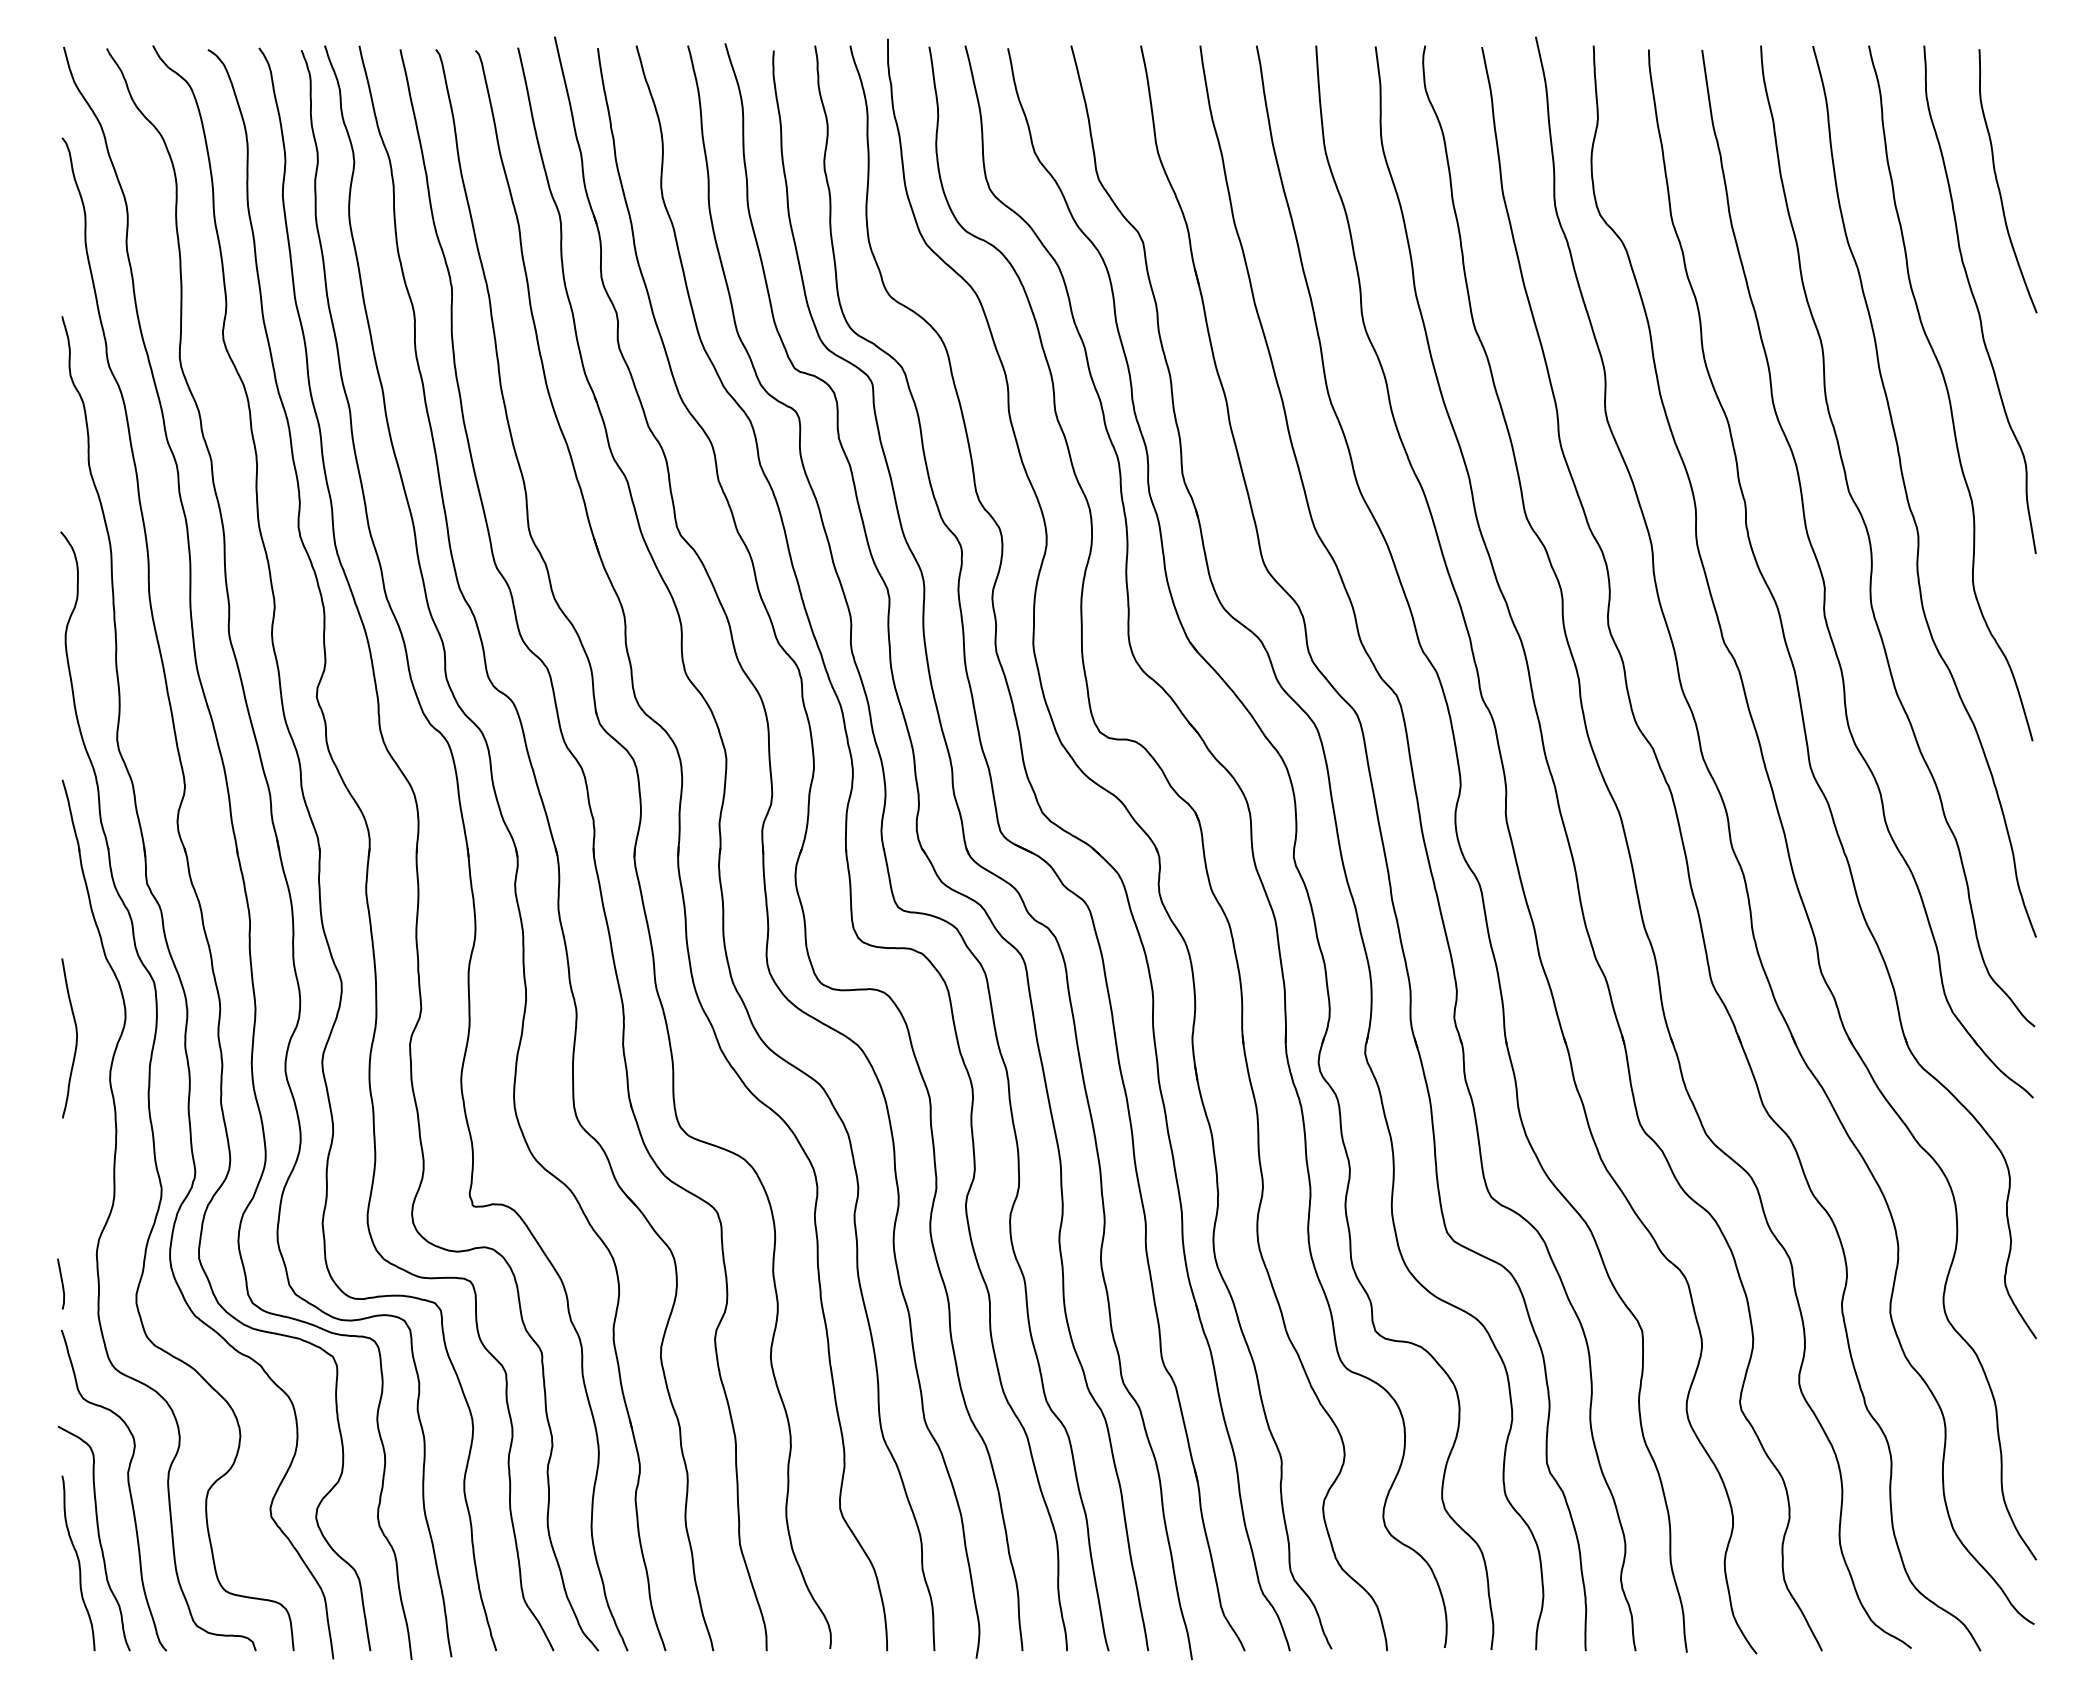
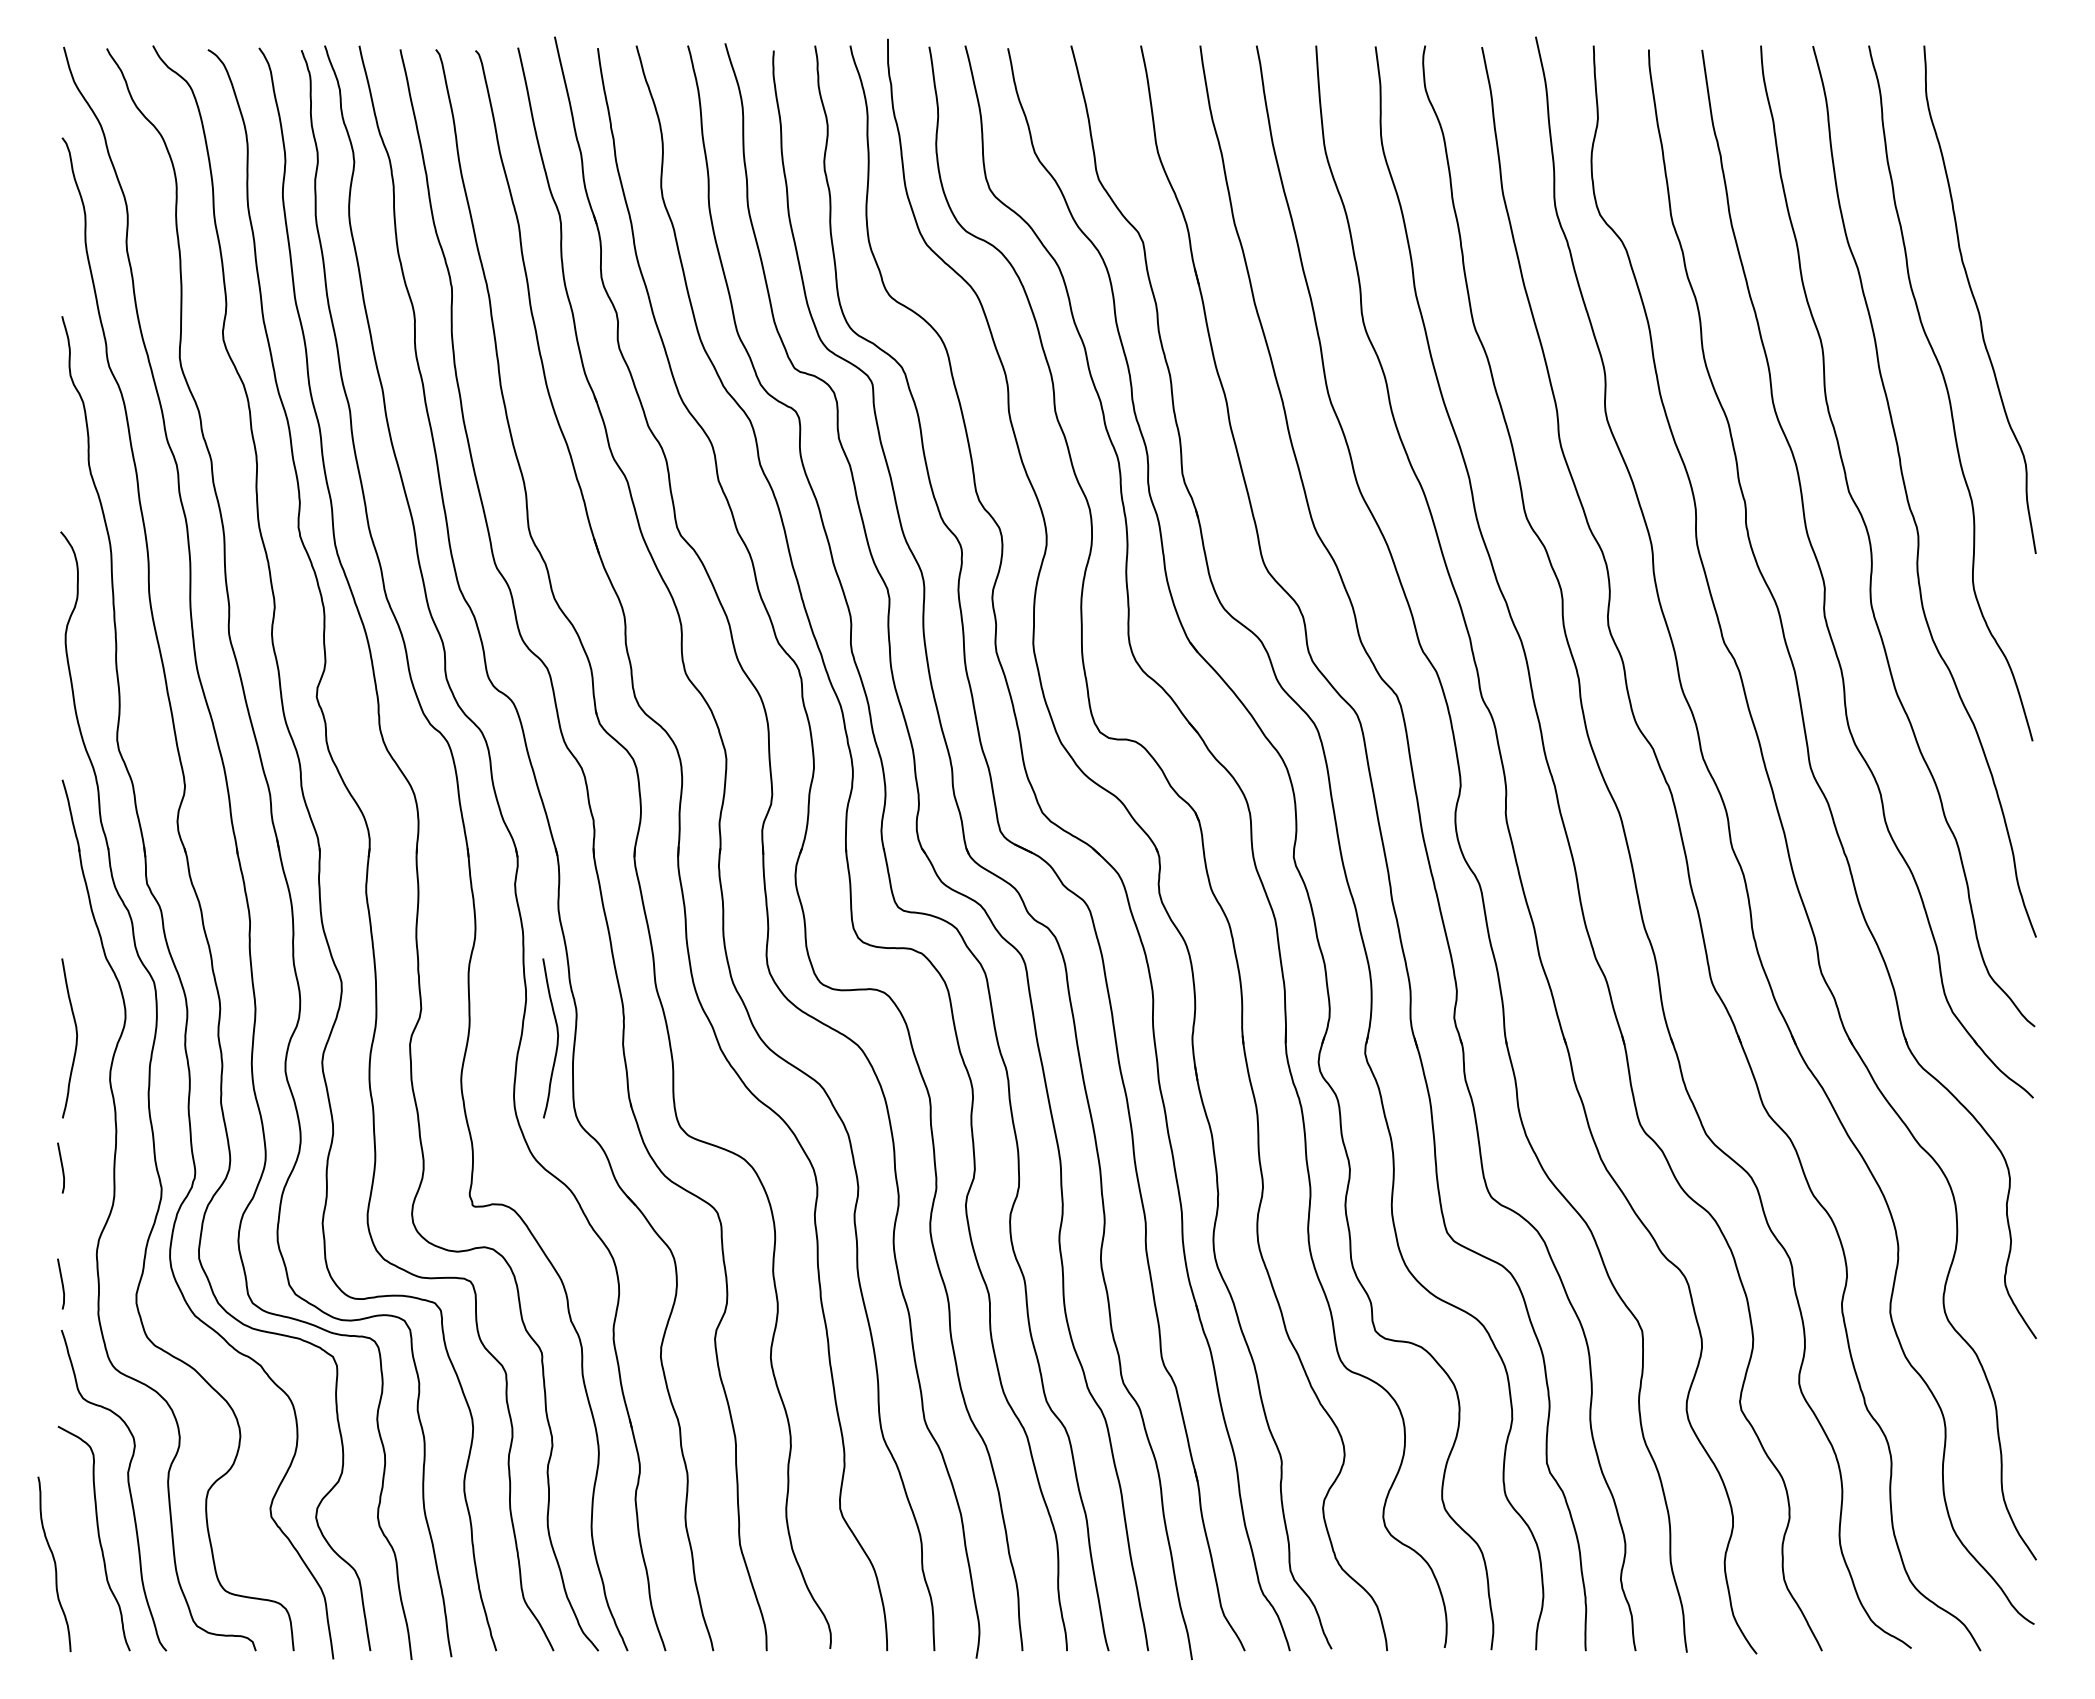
curve: present -> none (1998, 182)
curve: none -> present (556, 1041)
line: none -> present (61, 1167)
curve position: (78, 1563) -> (54, 1564) (54, 1564)
